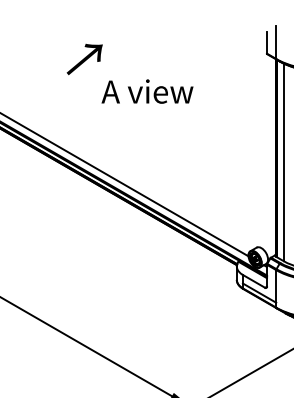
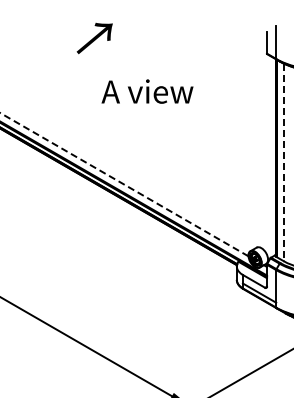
text position: (84, 59) -> (94, 38) (94, 38)
line: solid -> dashed (283, 162)
line: solid -> dashed (123, 184)
